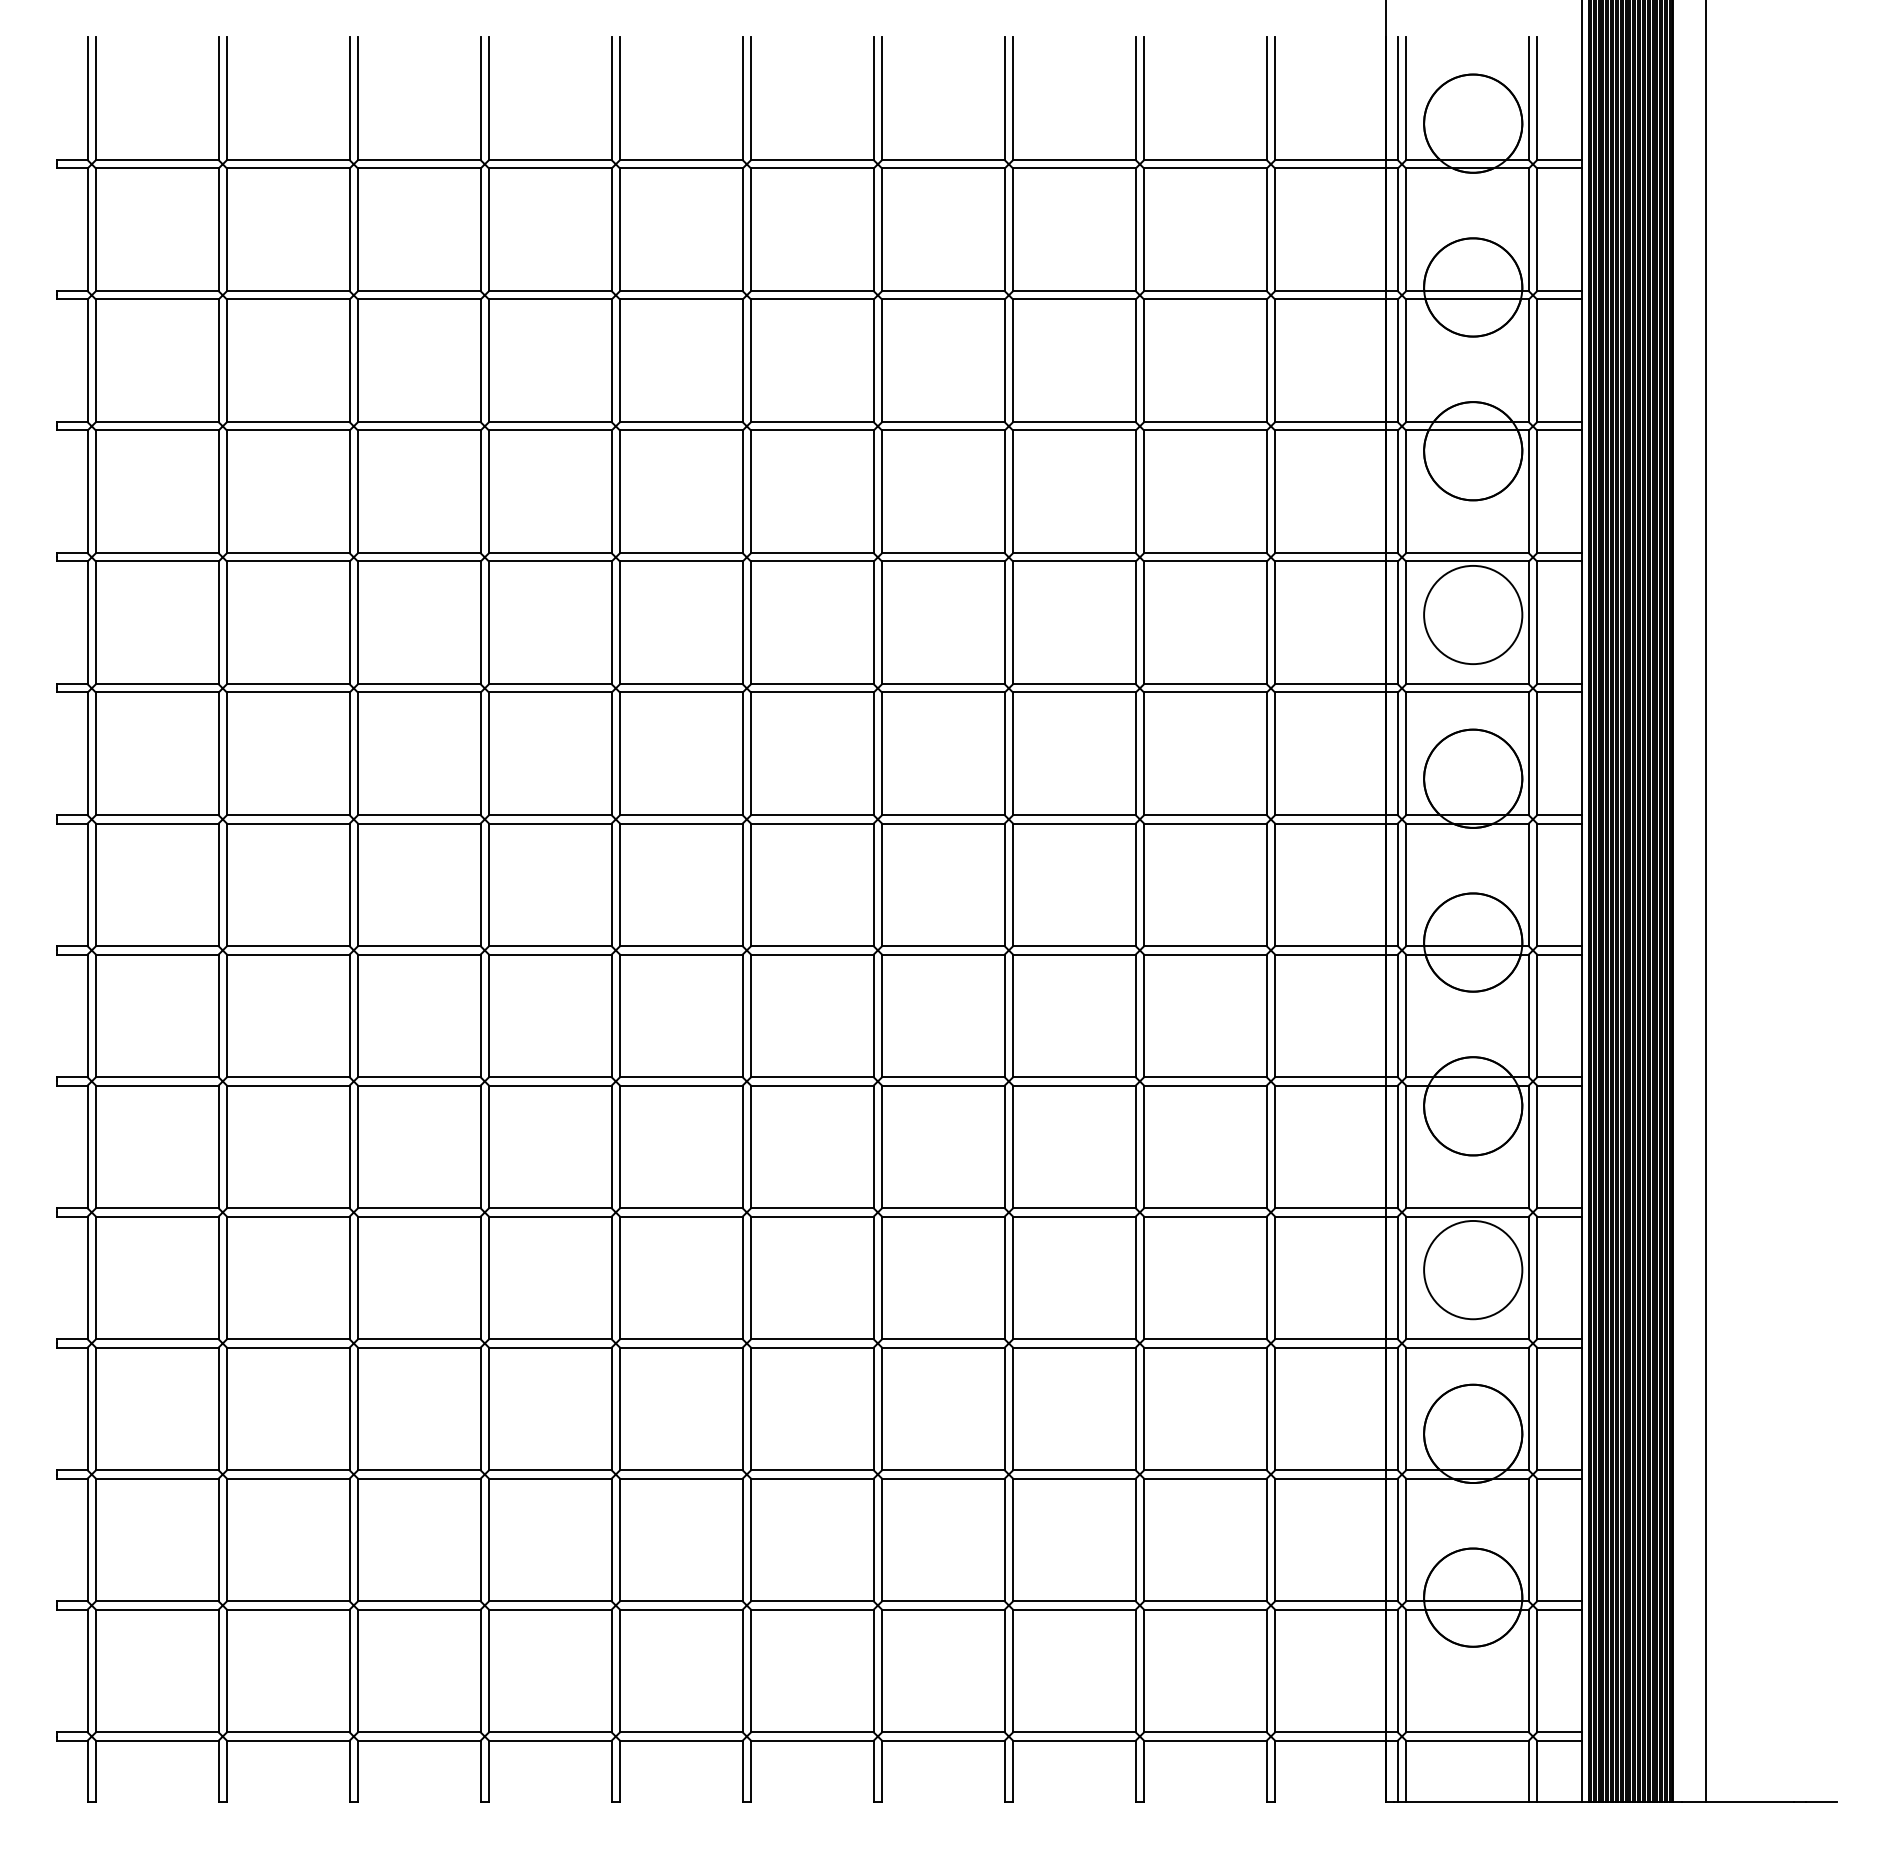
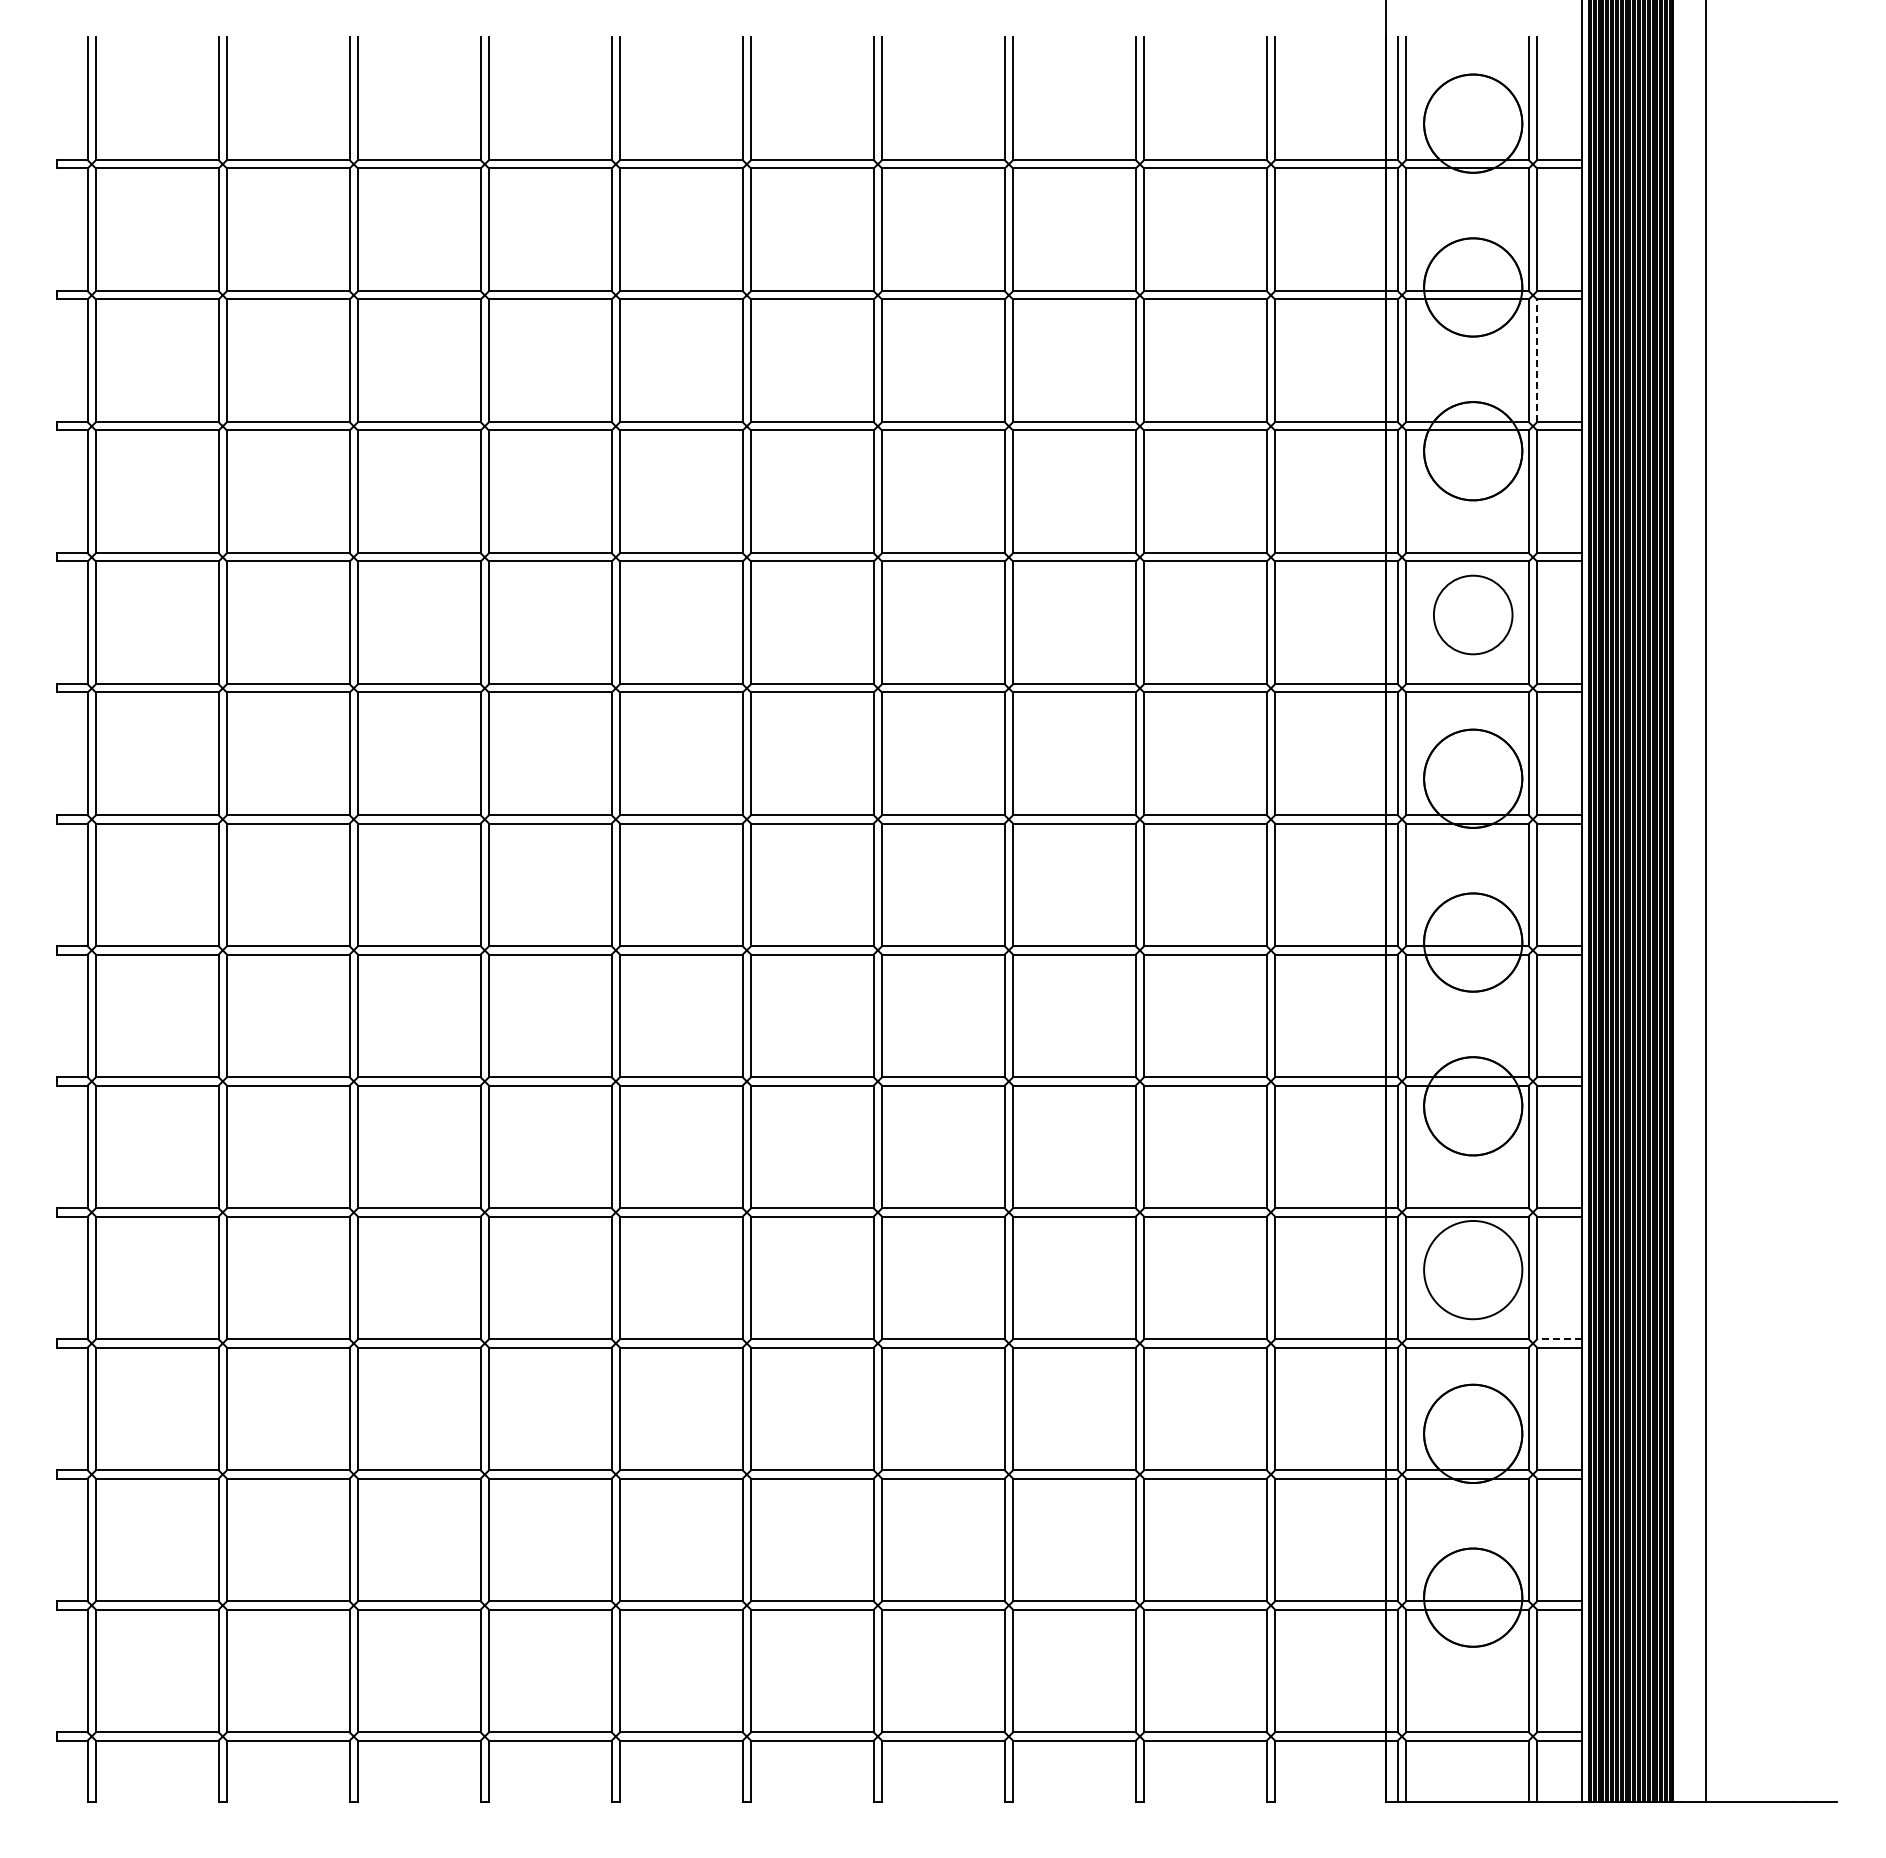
line: solid -> dashed (1537, 360)
circle diameter: 98 px -> 79 px (1472, 614)
line: solid -> dashed (1559, 1339)
